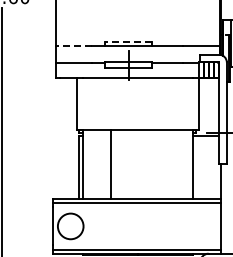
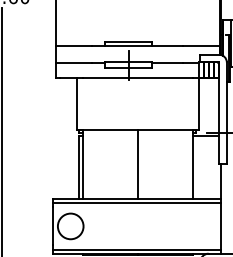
line: dashed -> solid (128, 41)
line: dashed -> solid (73, 46)
line position: (110, 164) -> (137, 164) (137, 164)
